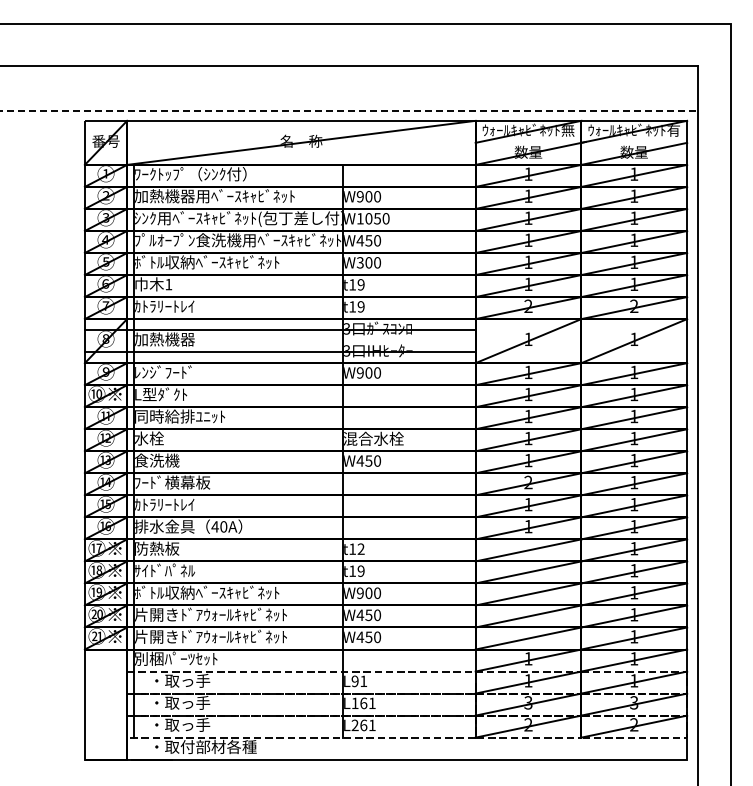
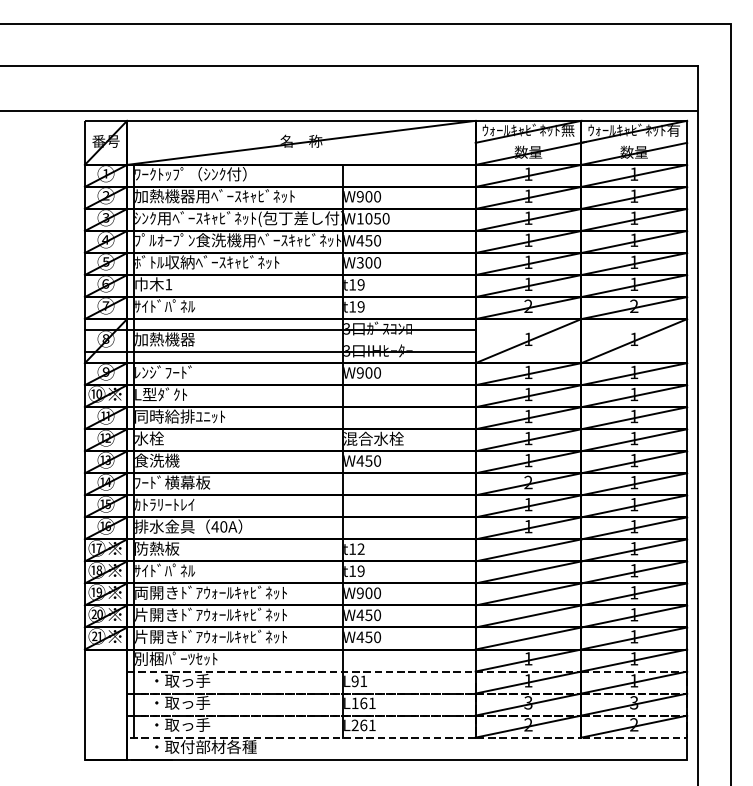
line: dashed -> solid (349, 110)
text: ｶﾄﾗﾘｰﾄﾚｲ -> ｻｲﾄﾞﾊﾟﾈﾙ (164, 305)
text: ﾎﾞﾄﾙ収納ﾍﾞｰｽｷｬﾋﾞﾈｯﾄ -> 両開きﾄﾞｱｳｫｰﾙｷｬﾋﾞﾈｯﾄ (210, 592)
